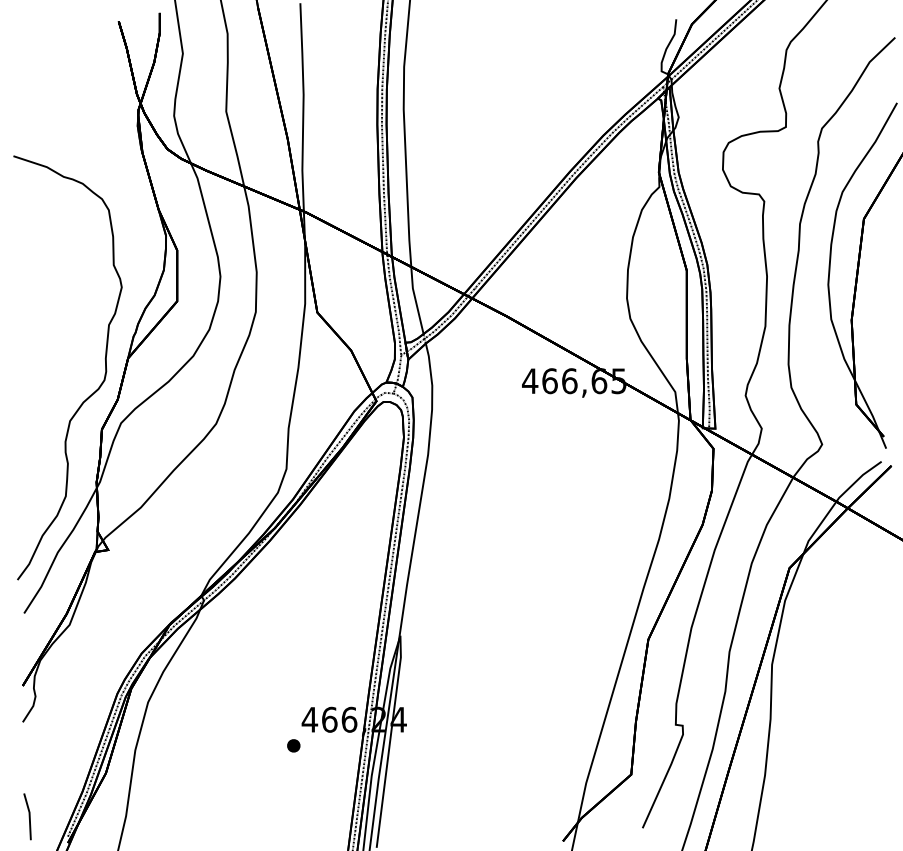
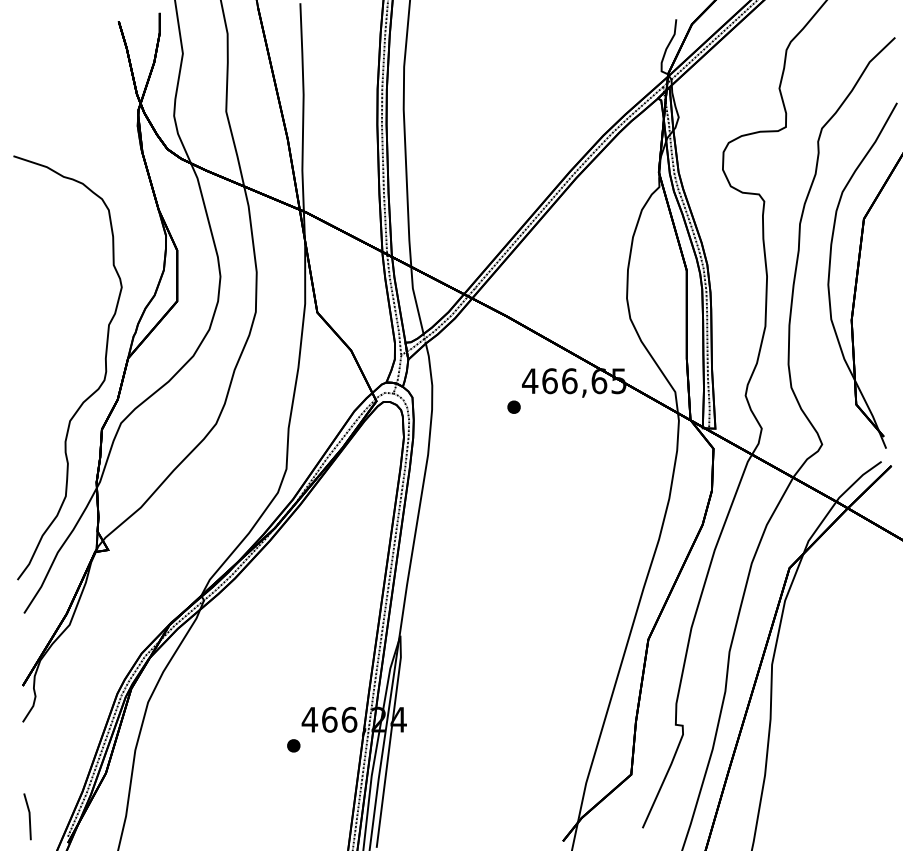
part: none -> present (513, 406)
